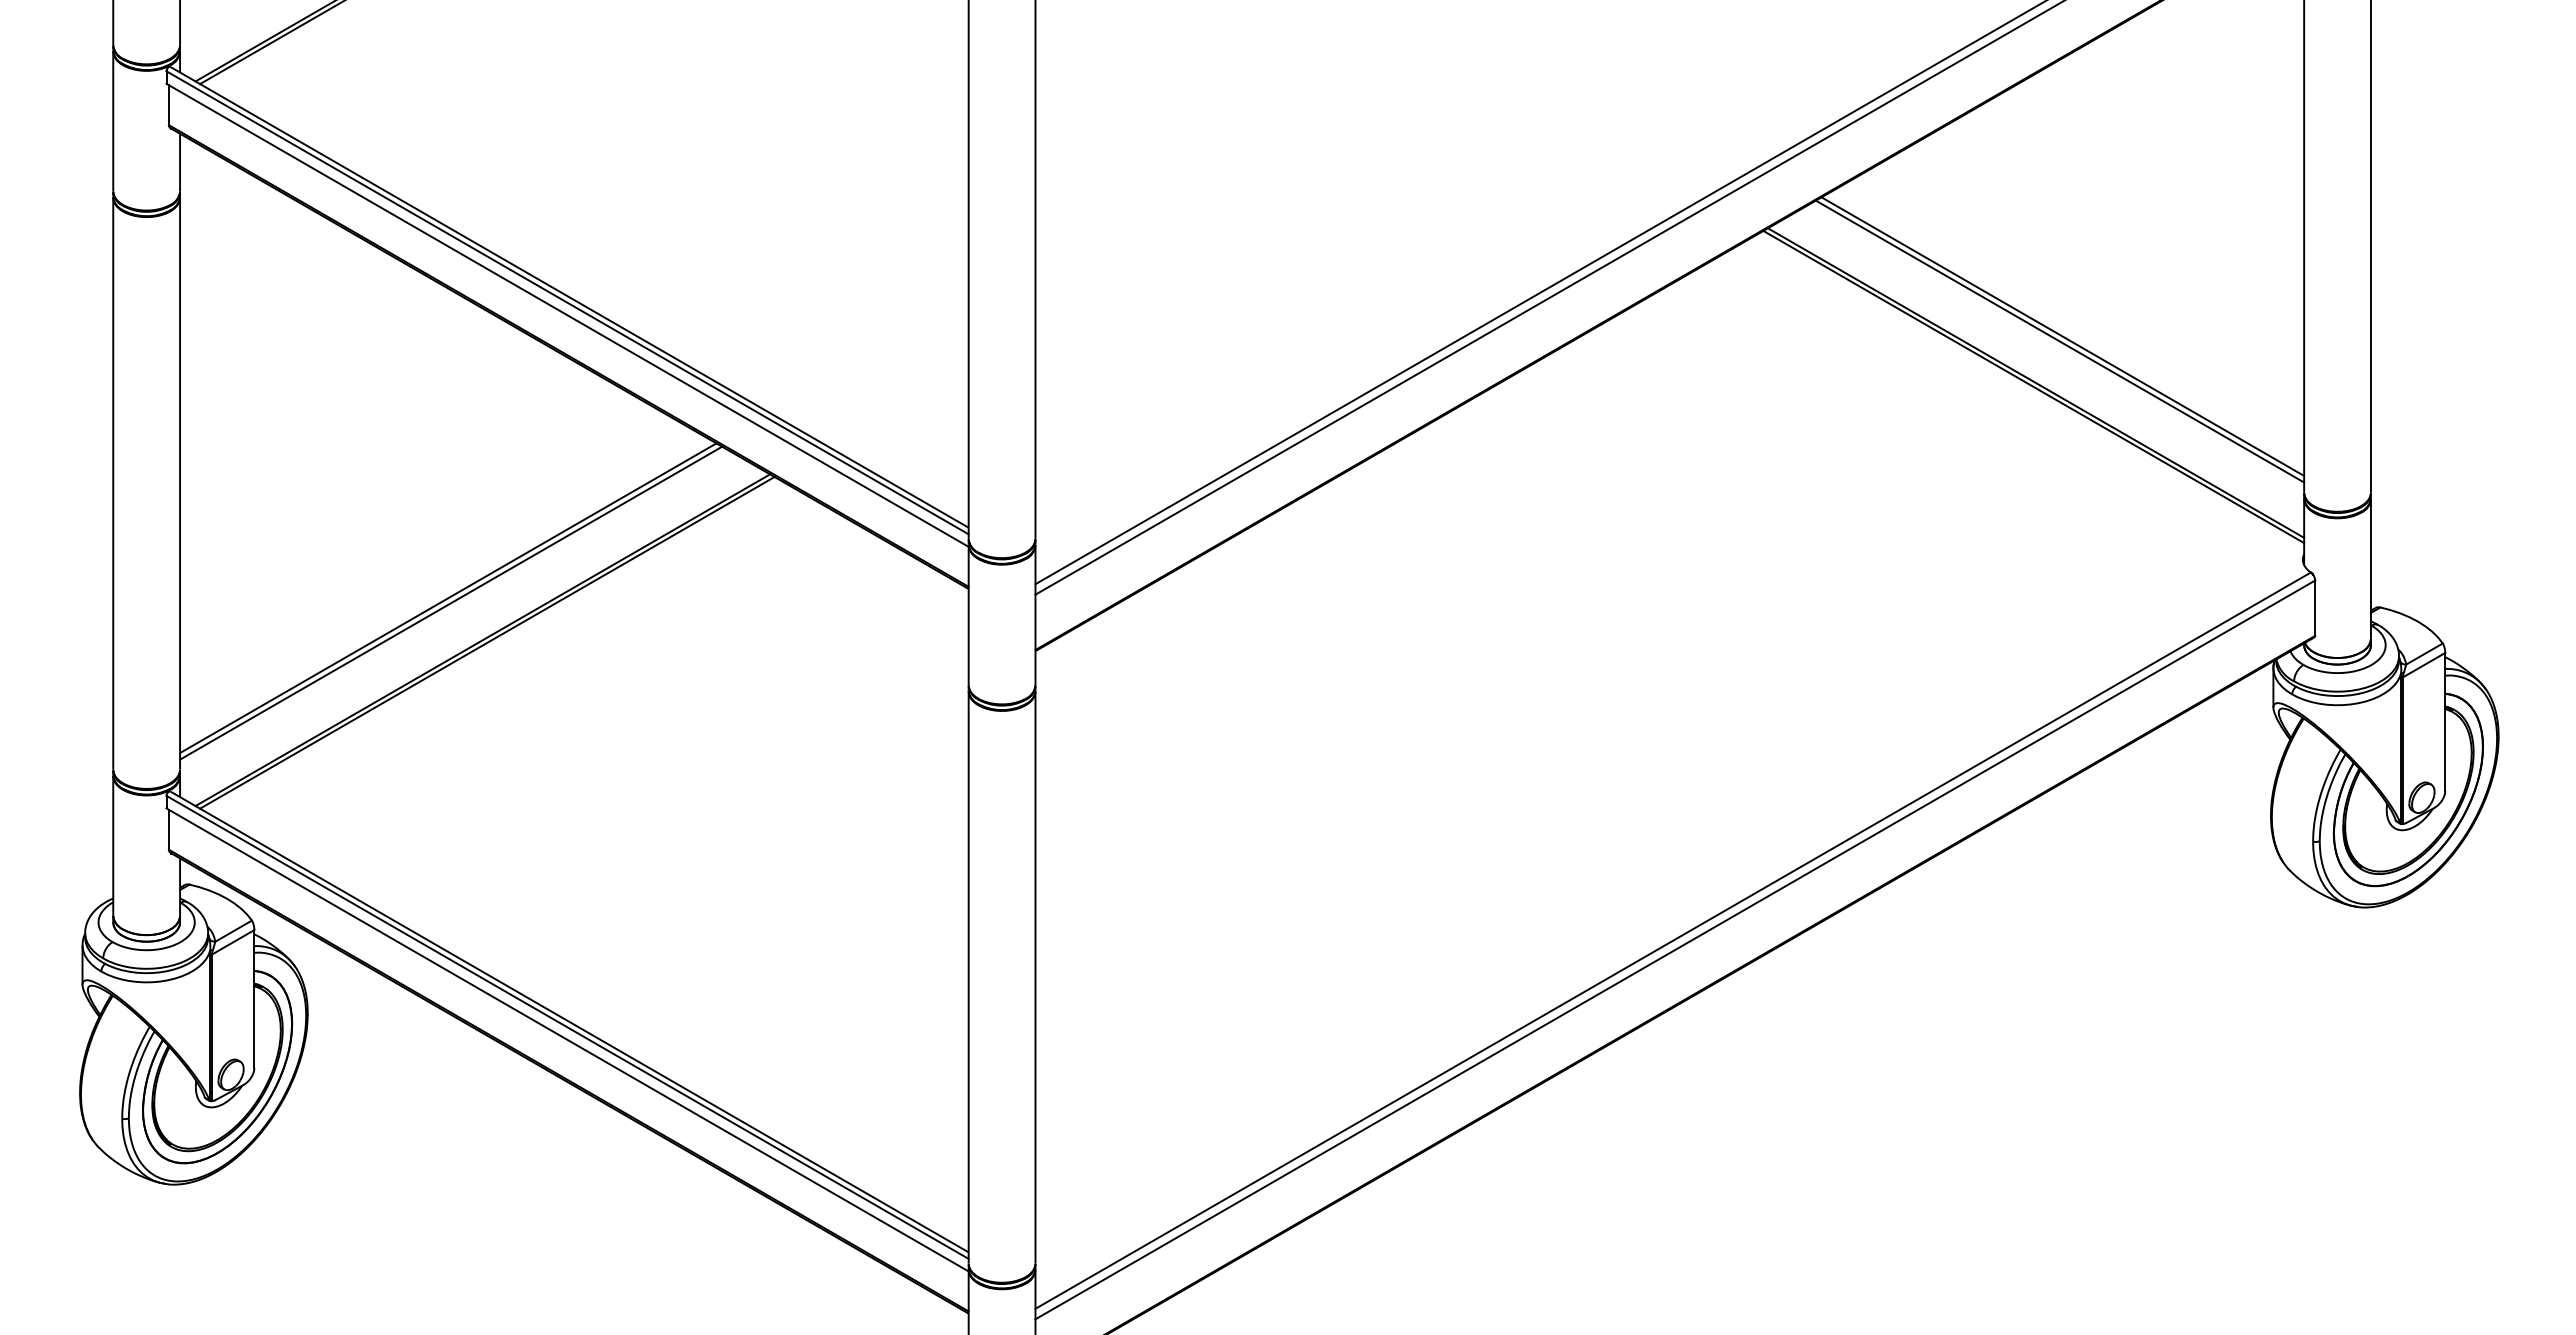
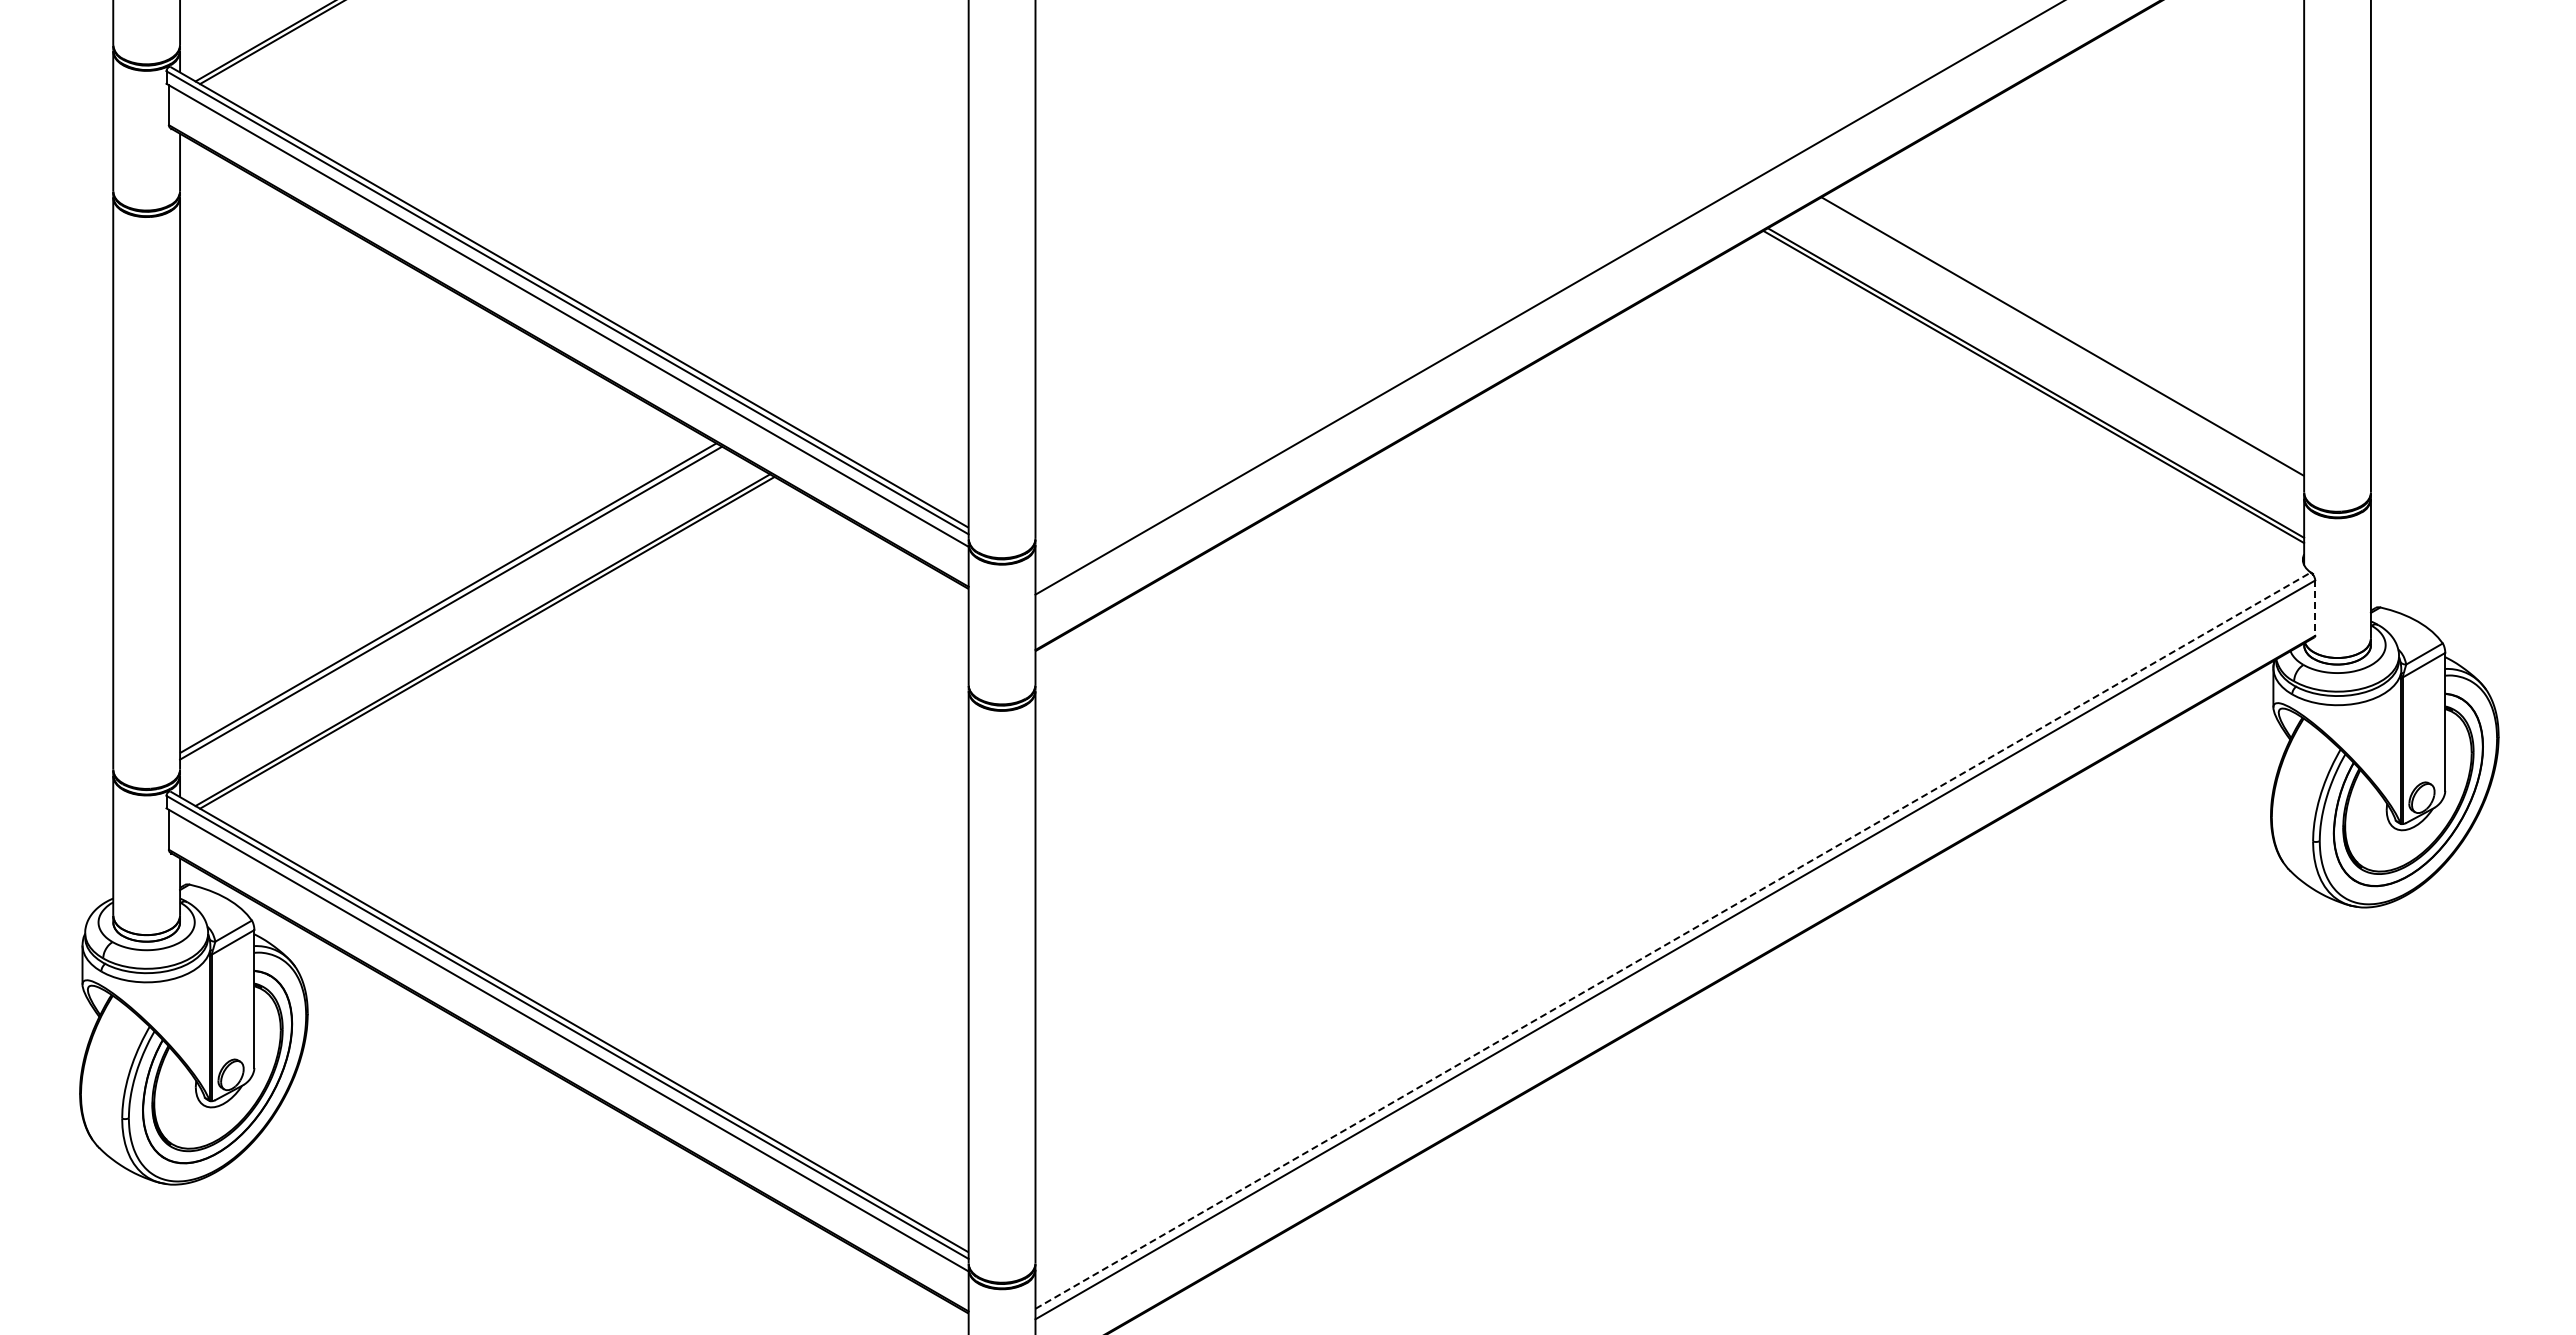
line: present -> none (1539, 293)
line: present -> none (2059, 341)
line: solid -> dashed (2315, 608)
line: solid -> dashed (1673, 940)
